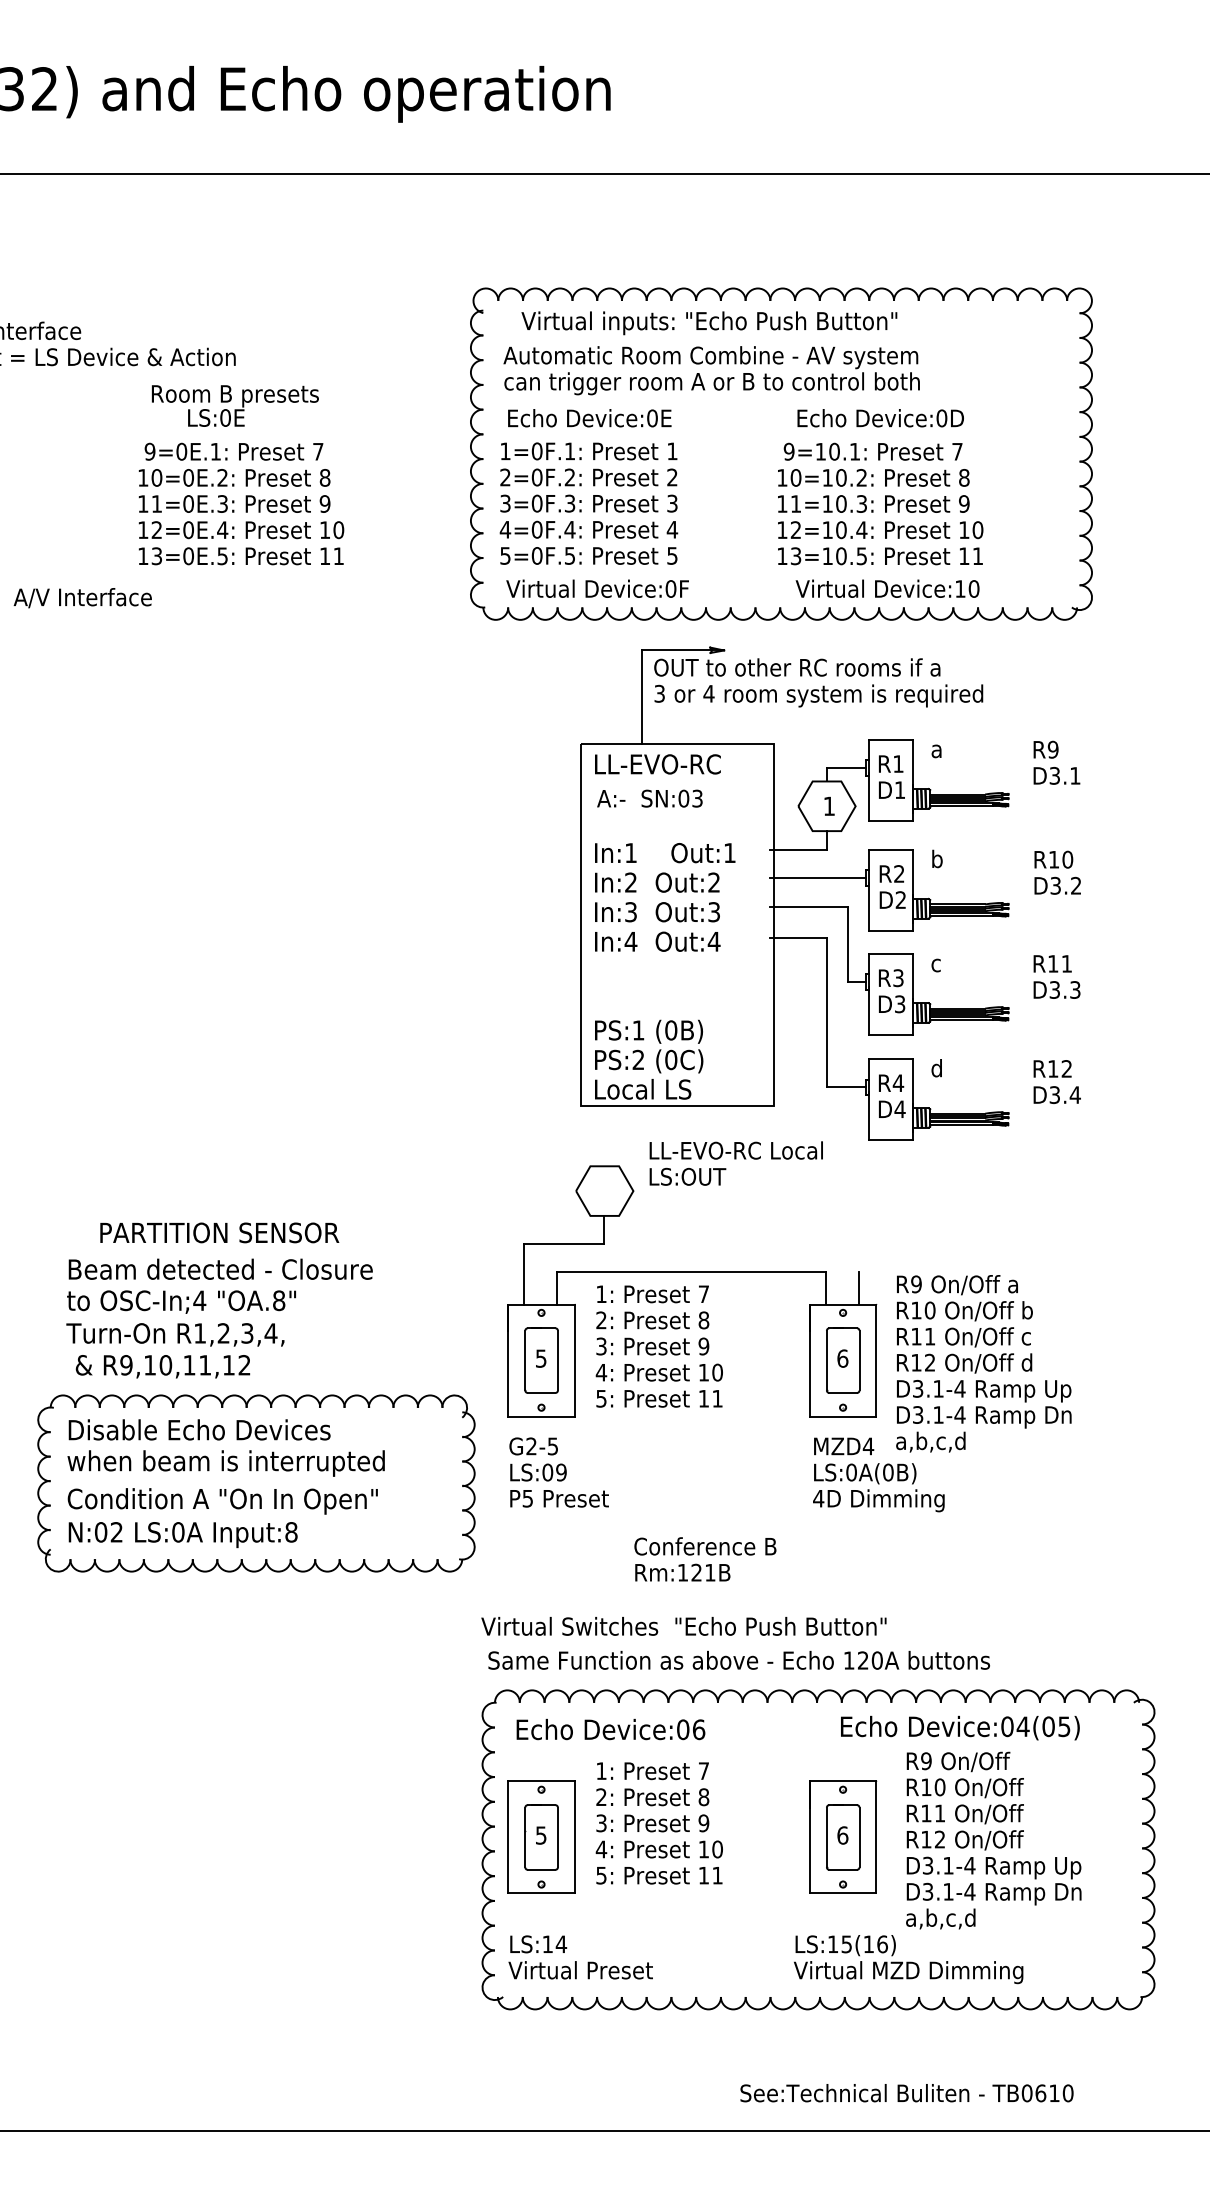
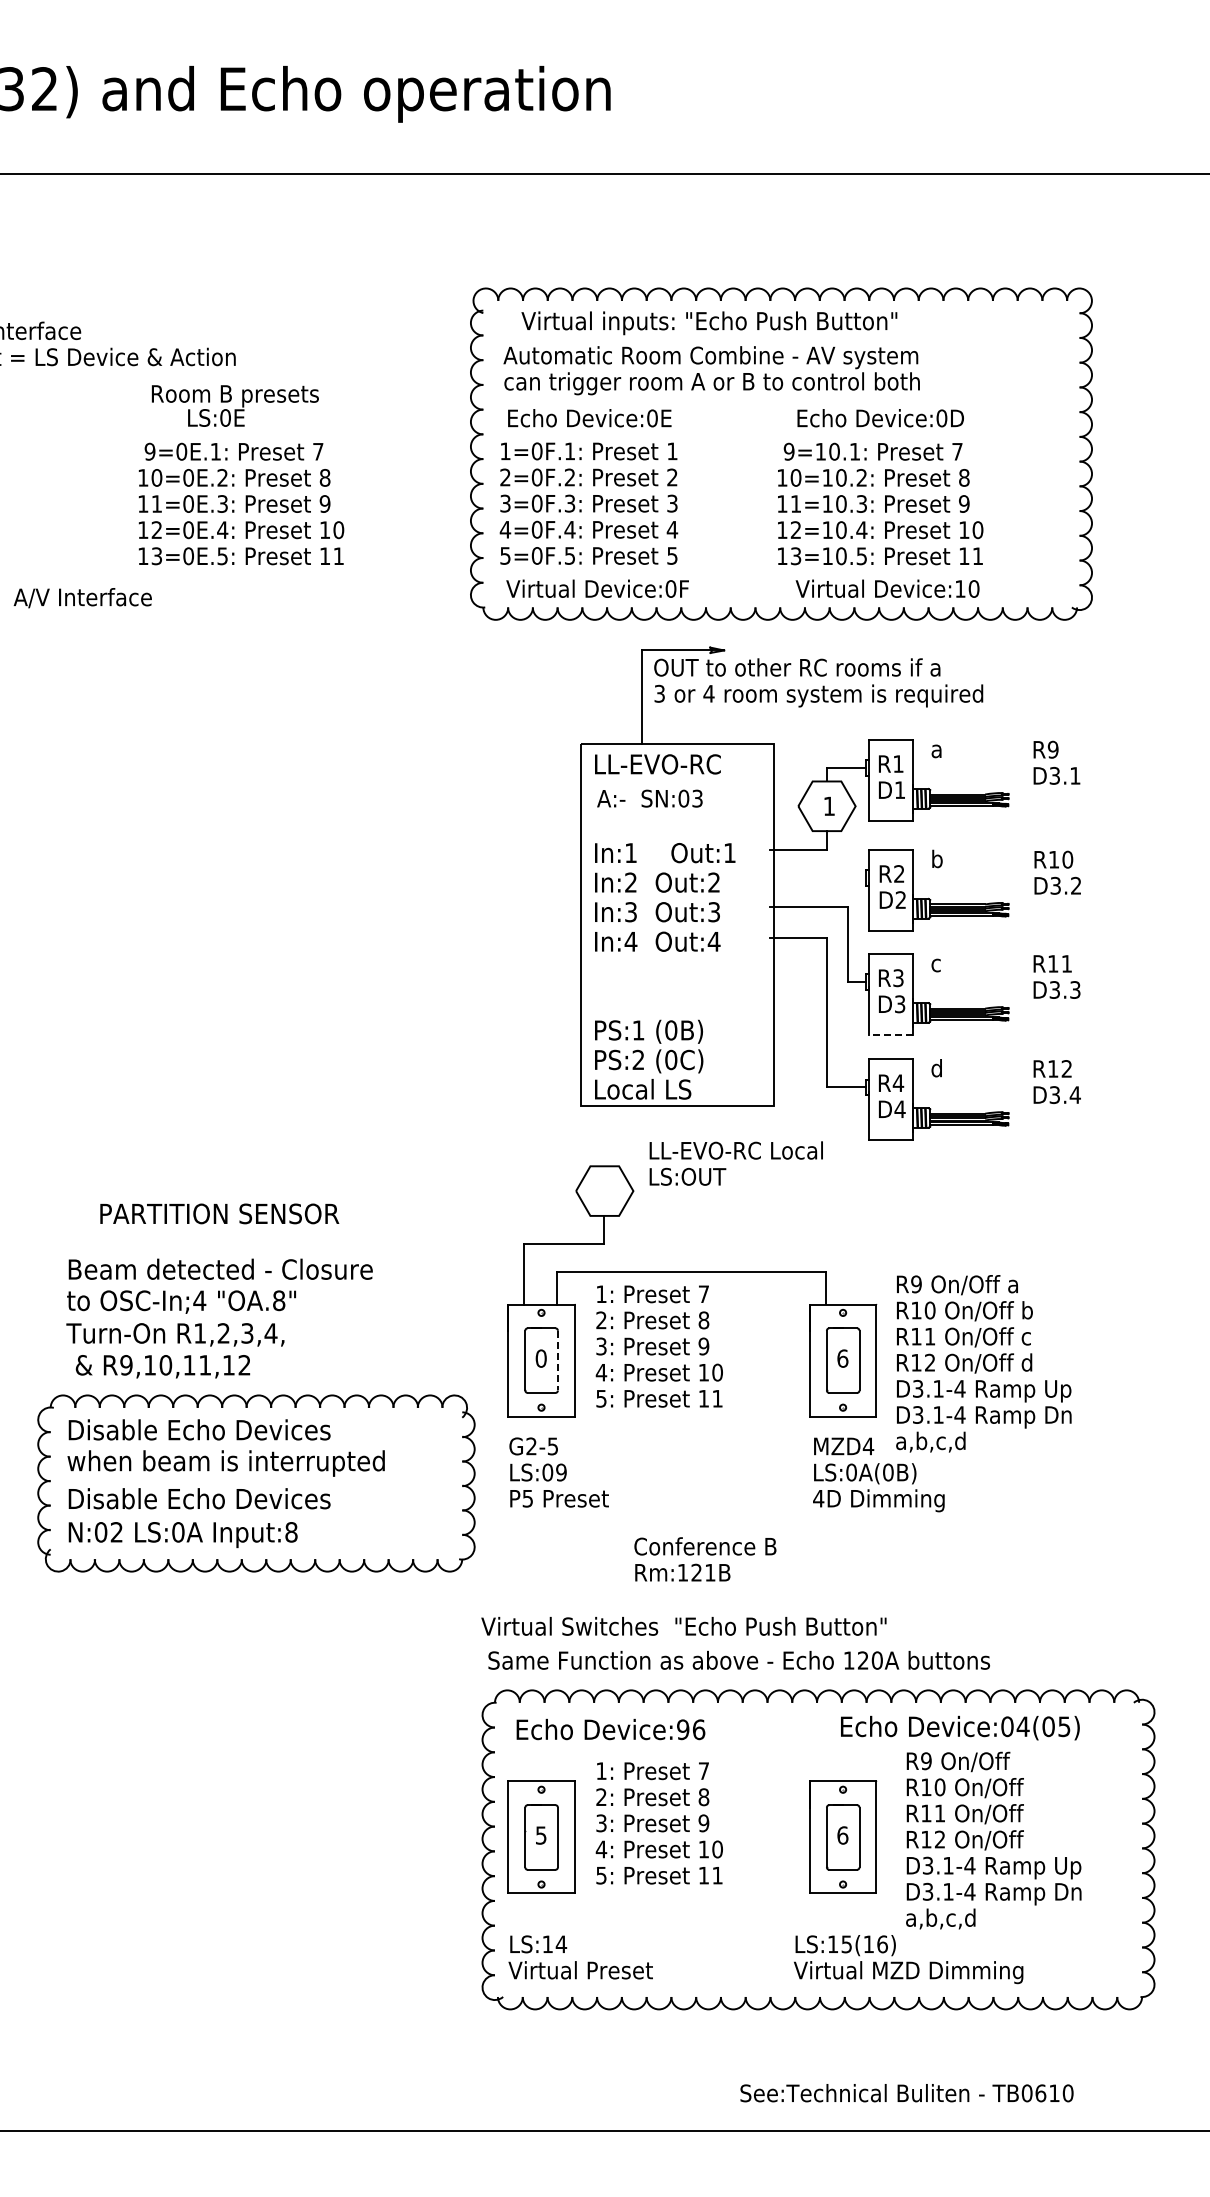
line: present -> none (817, 878)
line: solid -> dashed (891, 1035)
text position: (219, 1232) -> (219, 1213) (219, 1213)
line: present -> none (859, 1288)
text: 5 -> 0 (540, 1358)
line: solid -> dashed (557, 1360)
text: Condition A "On In Open" -> Disable Echo Devices (222, 1501)
text: Device:06 -> Device:96 (683, 1729)
